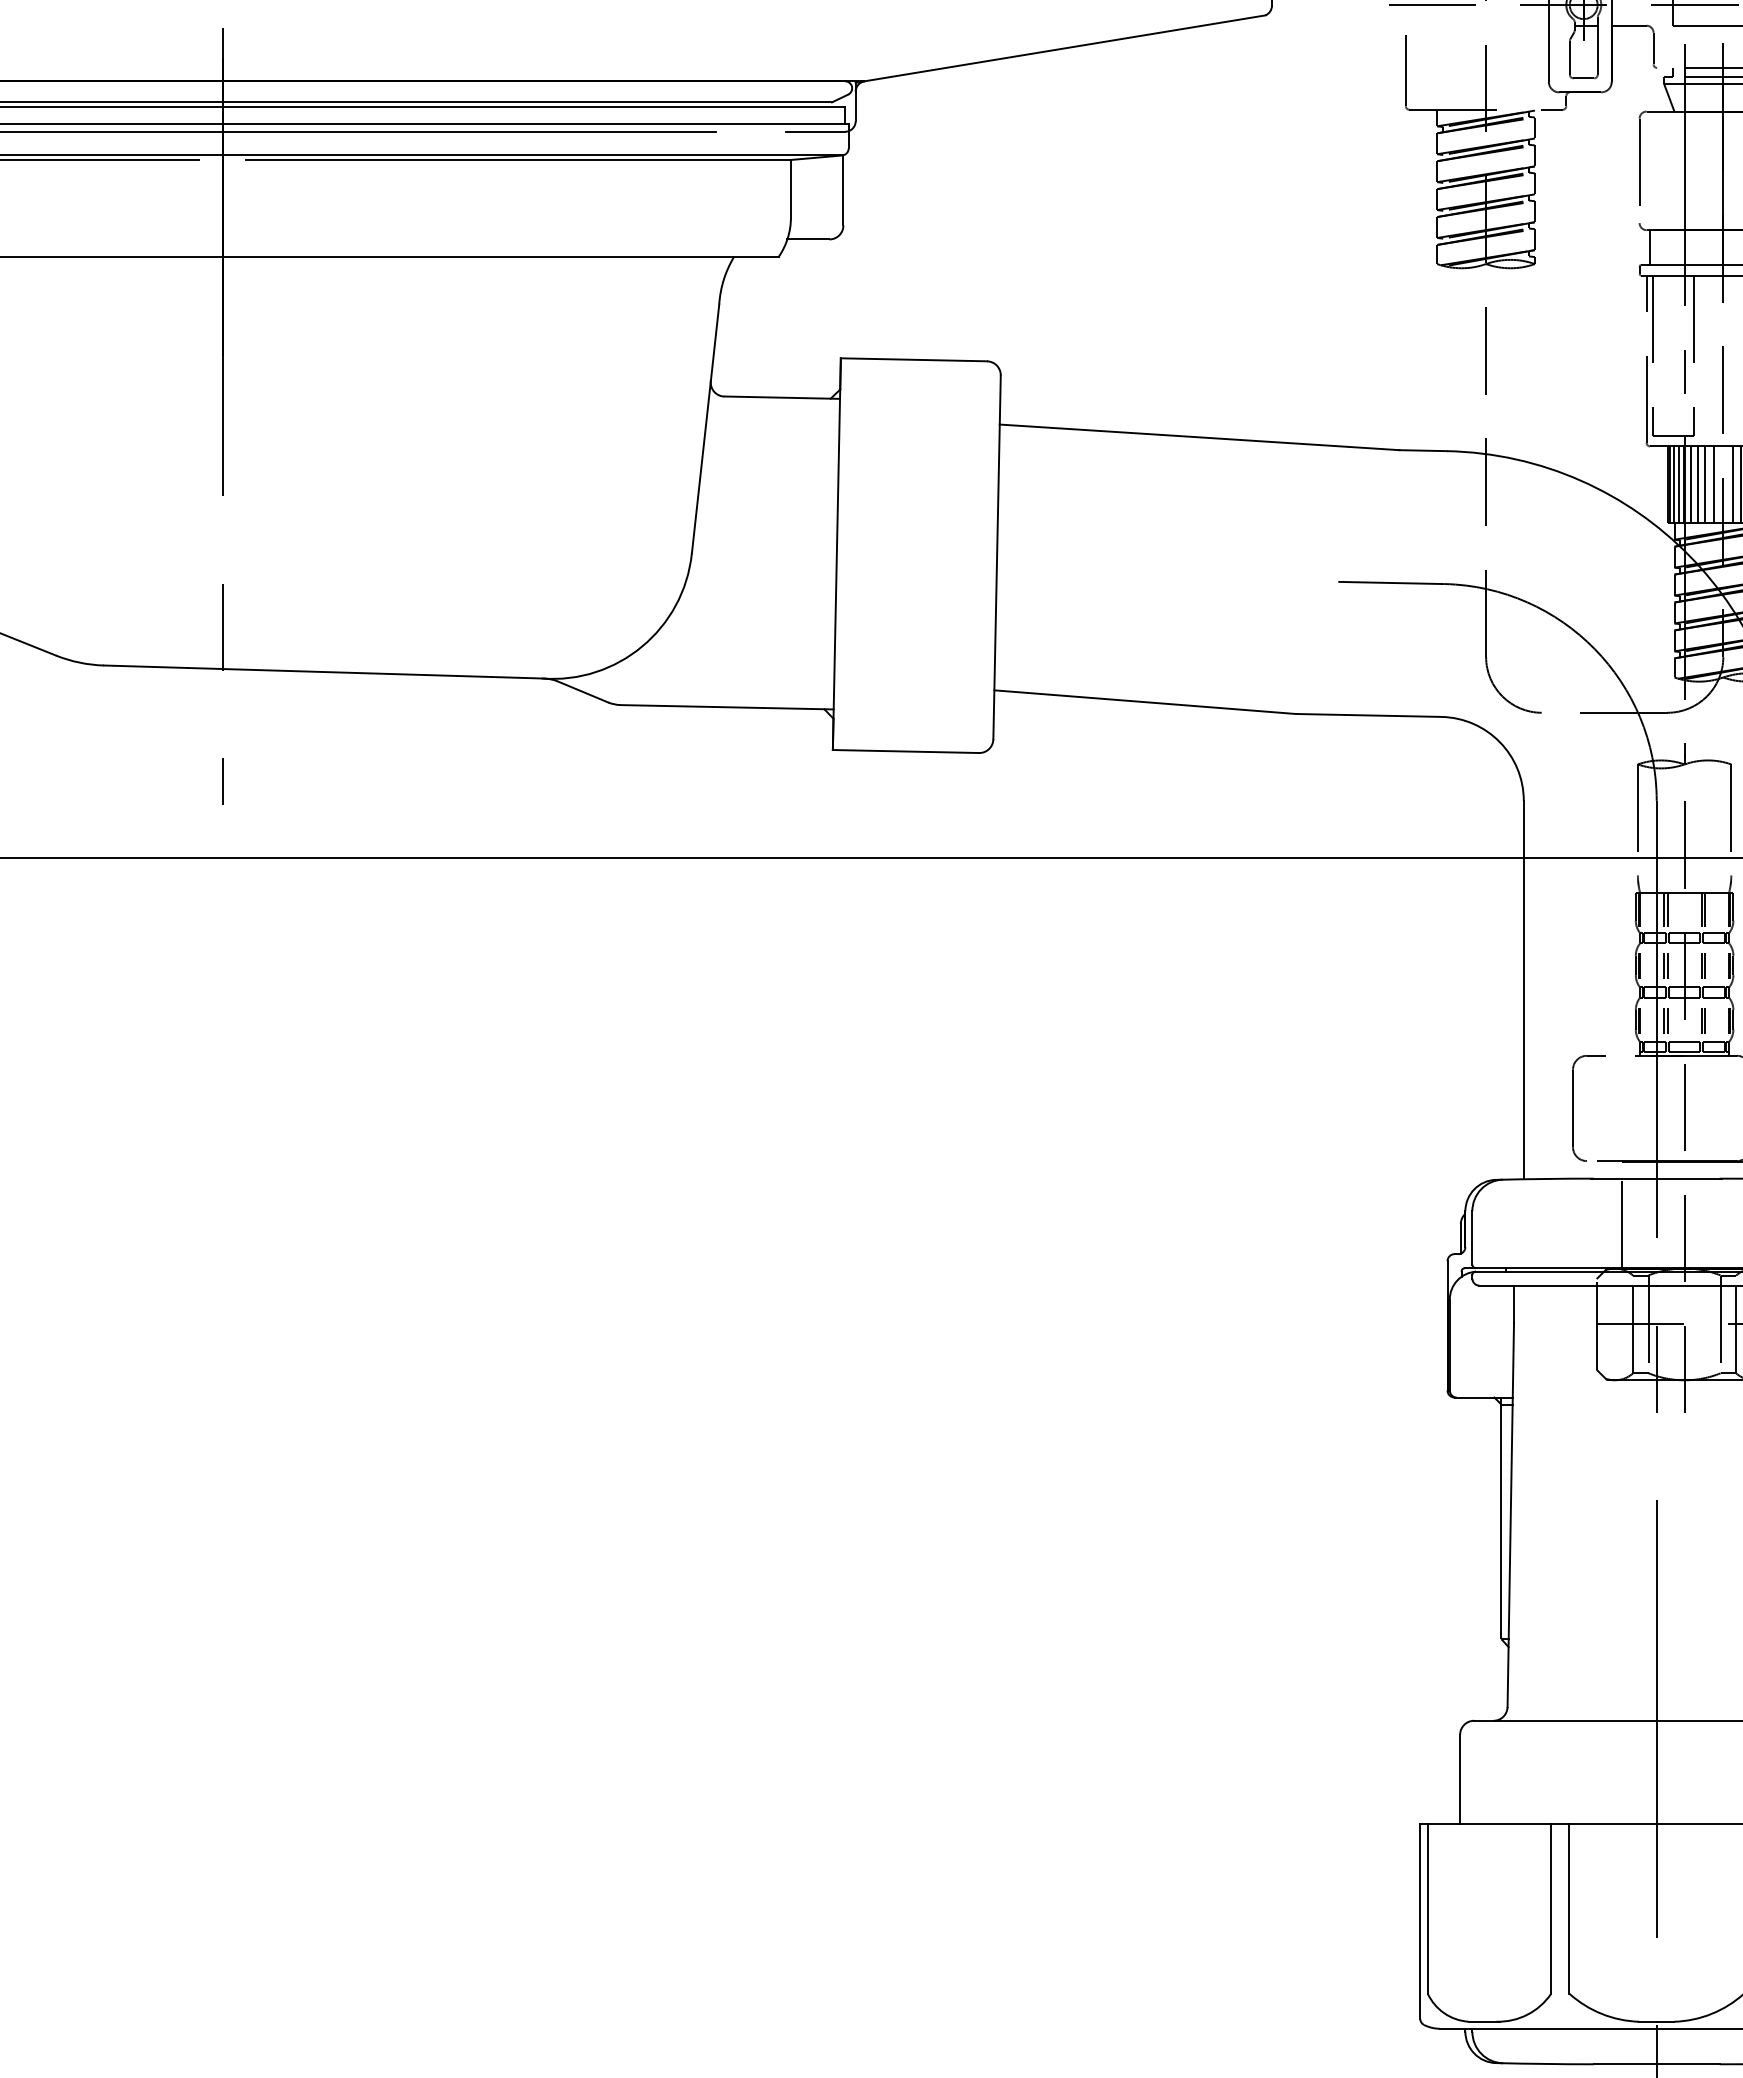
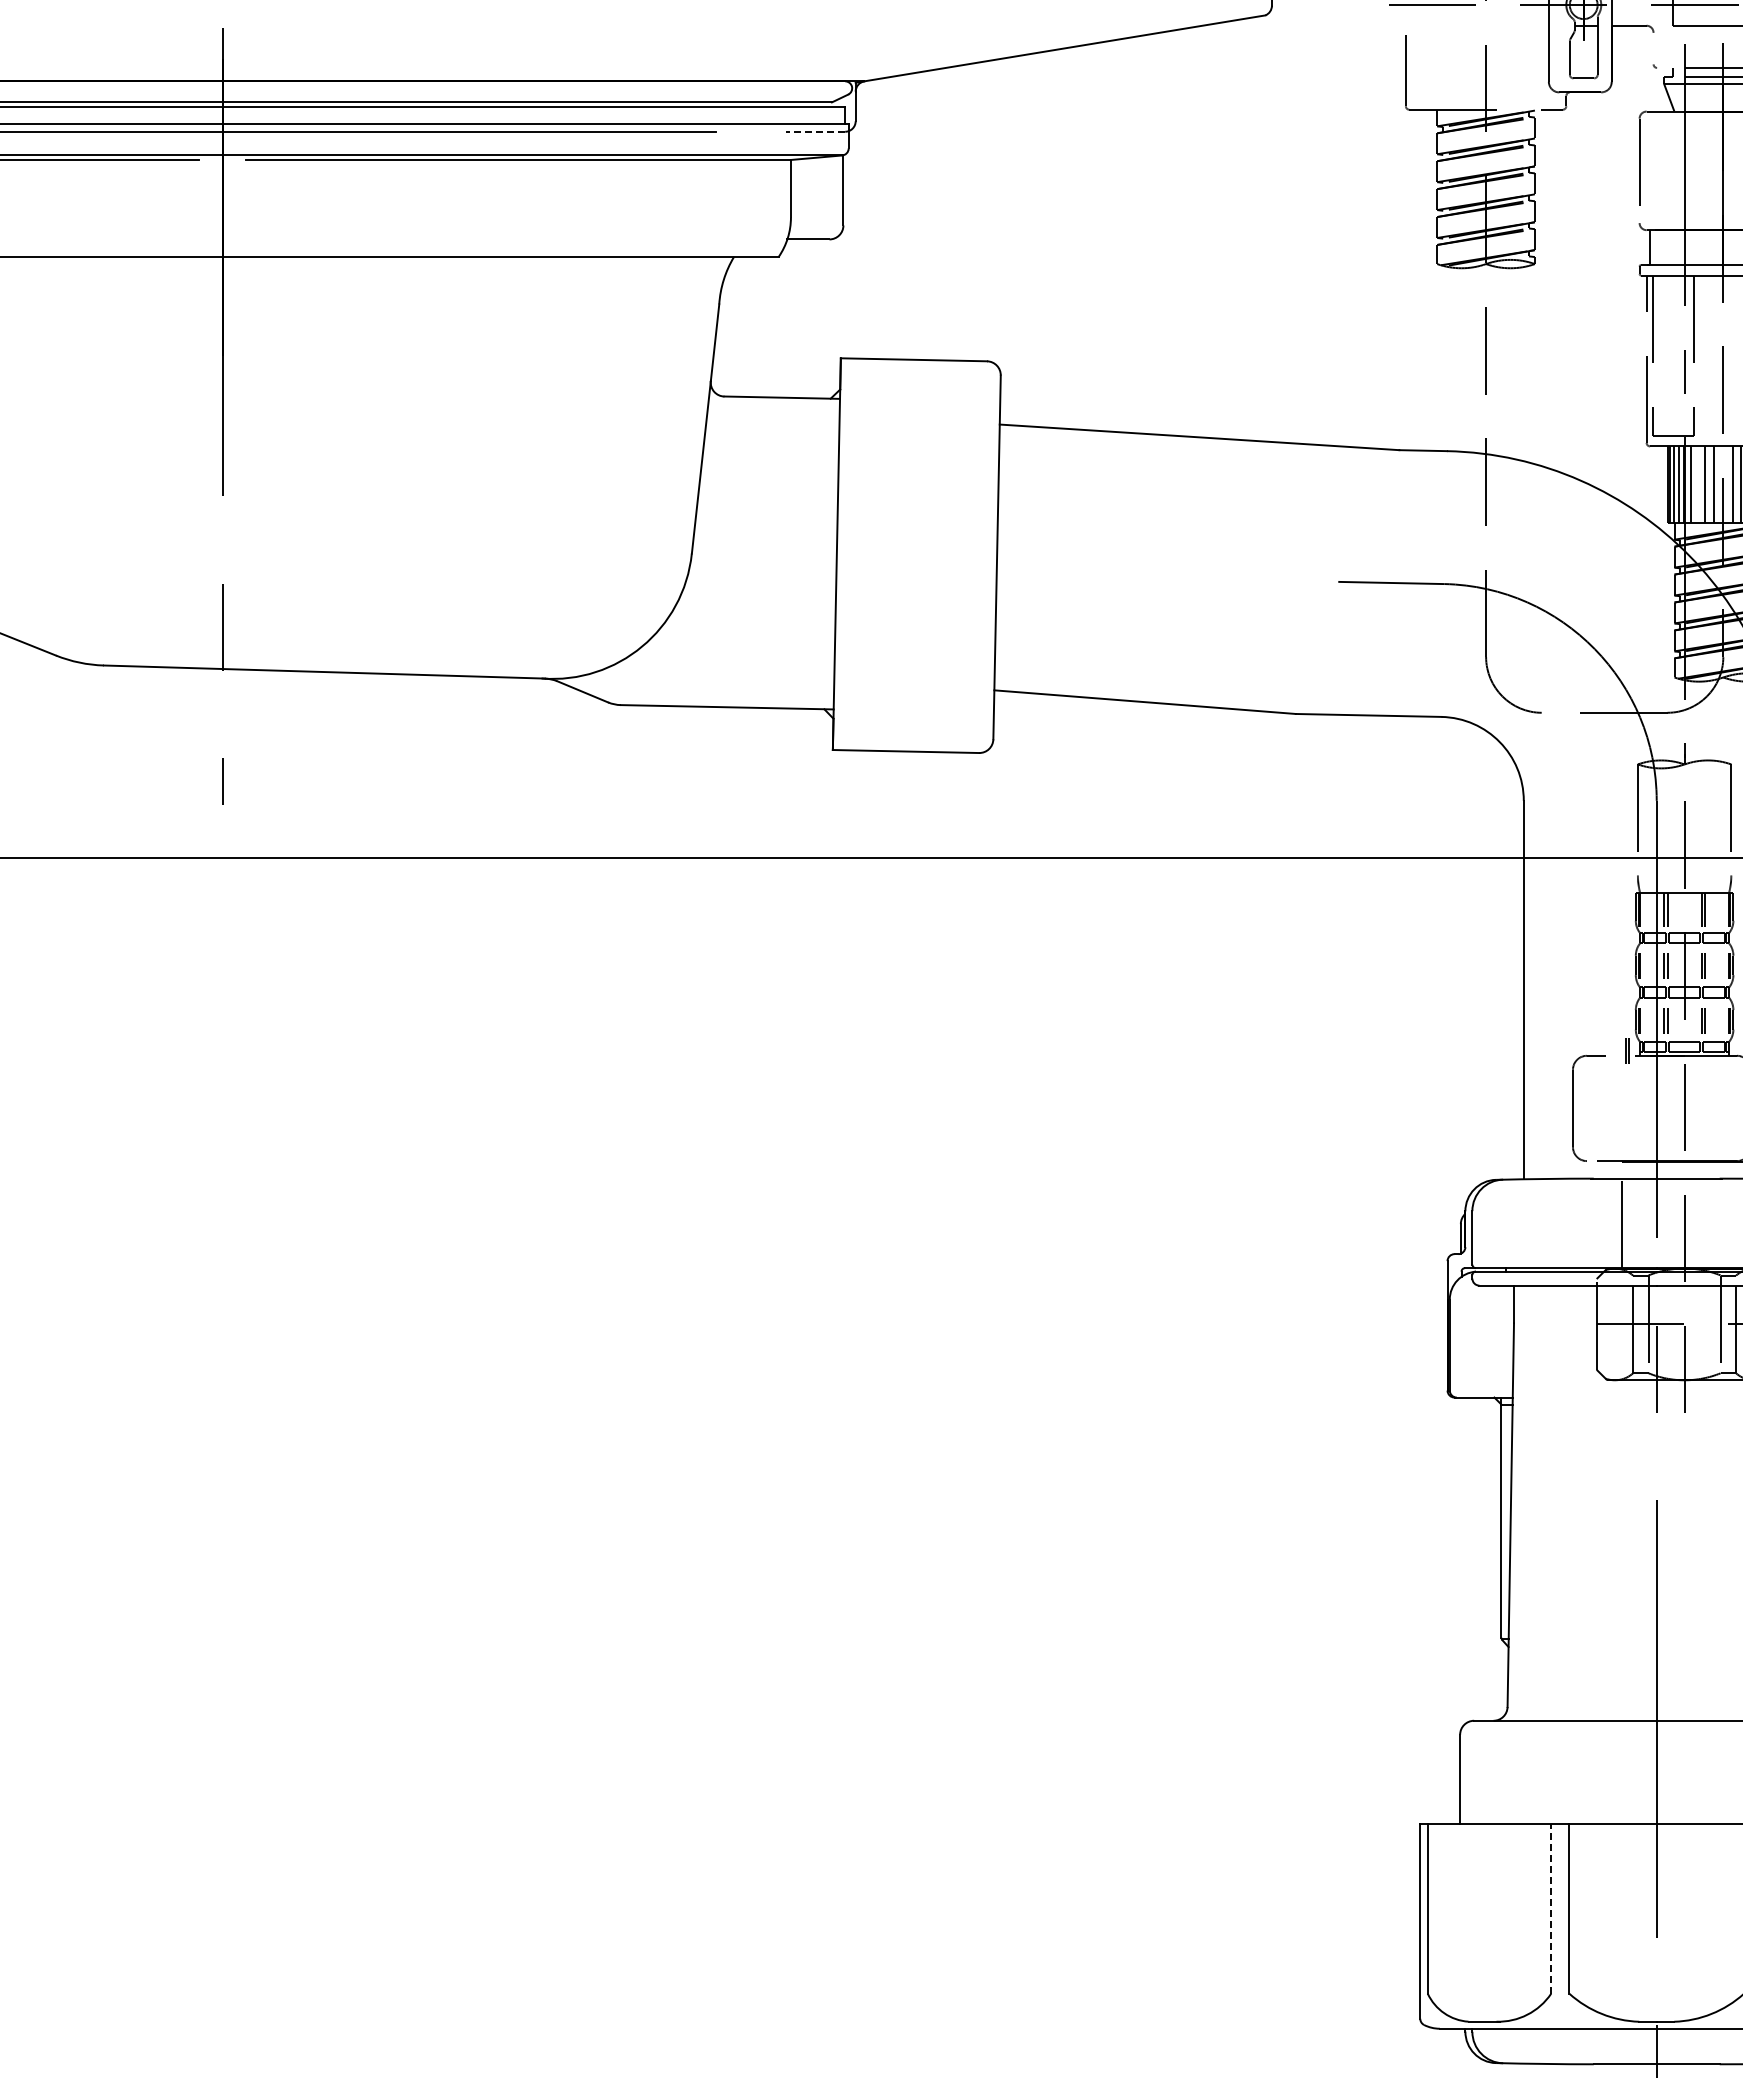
line: present -> none (1653, 48)
line: solid -> dashed (815, 131)
line: present -> none (1697, 484)
line: none -> present (1626, 1050)
line: solid -> dashed (1551, 1908)
